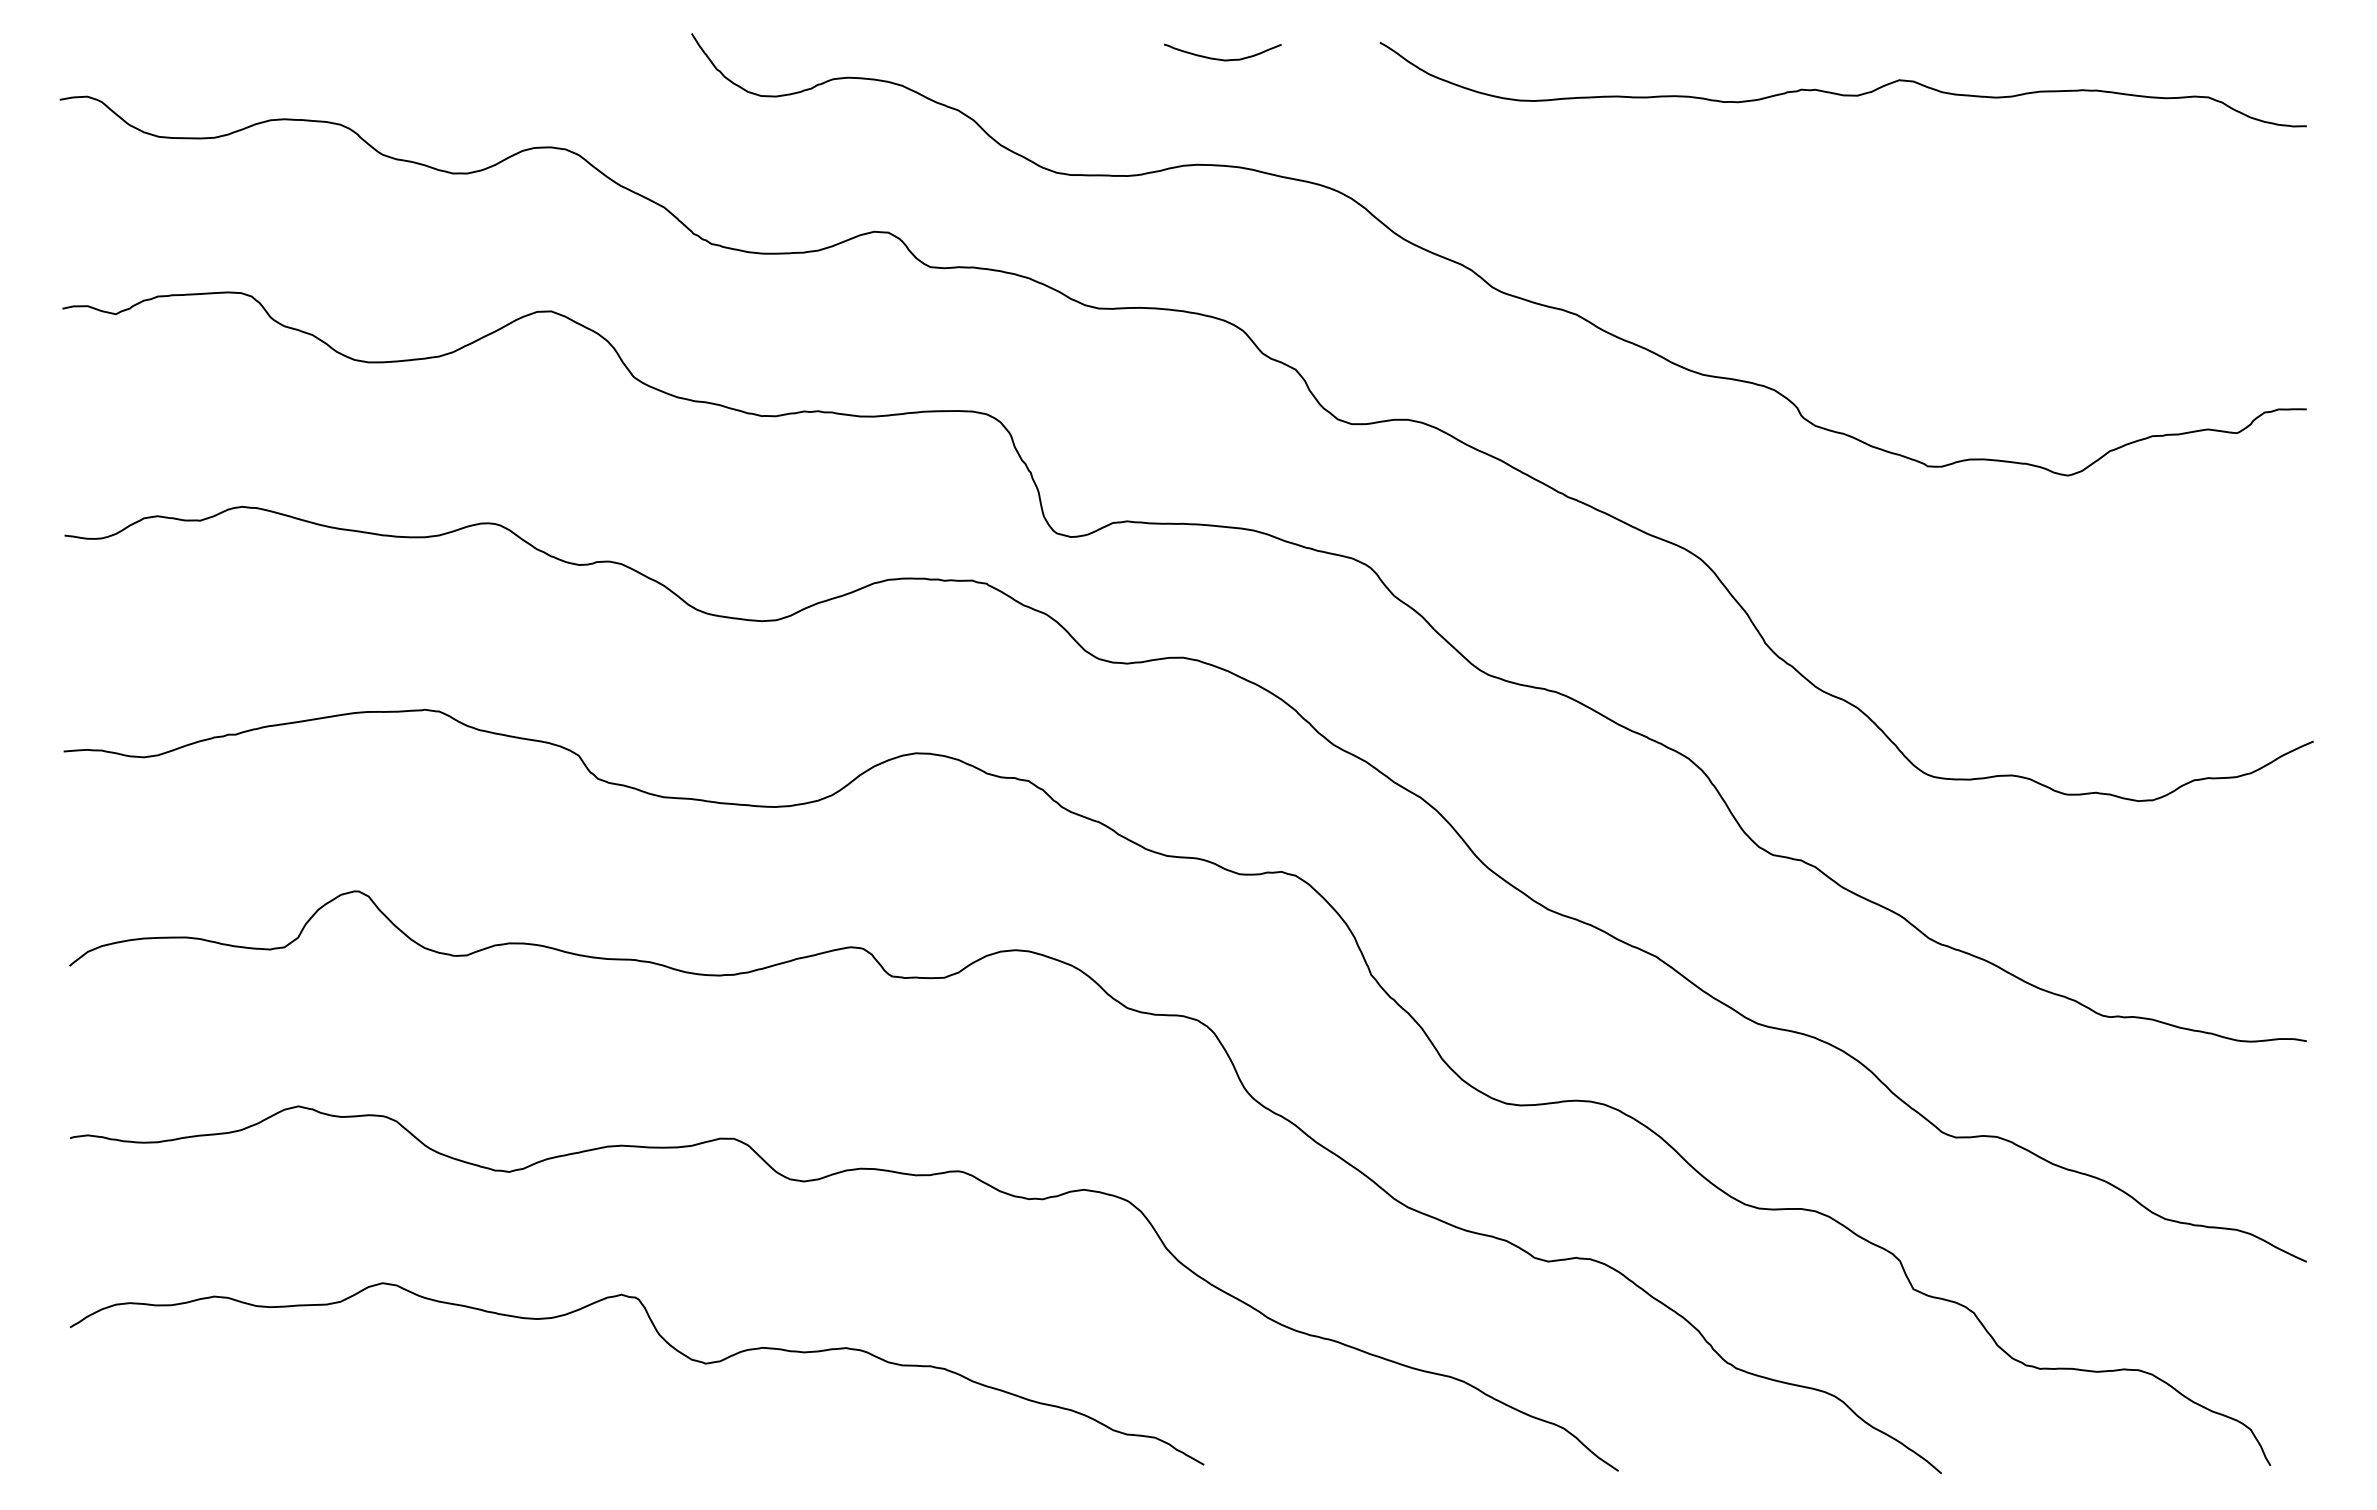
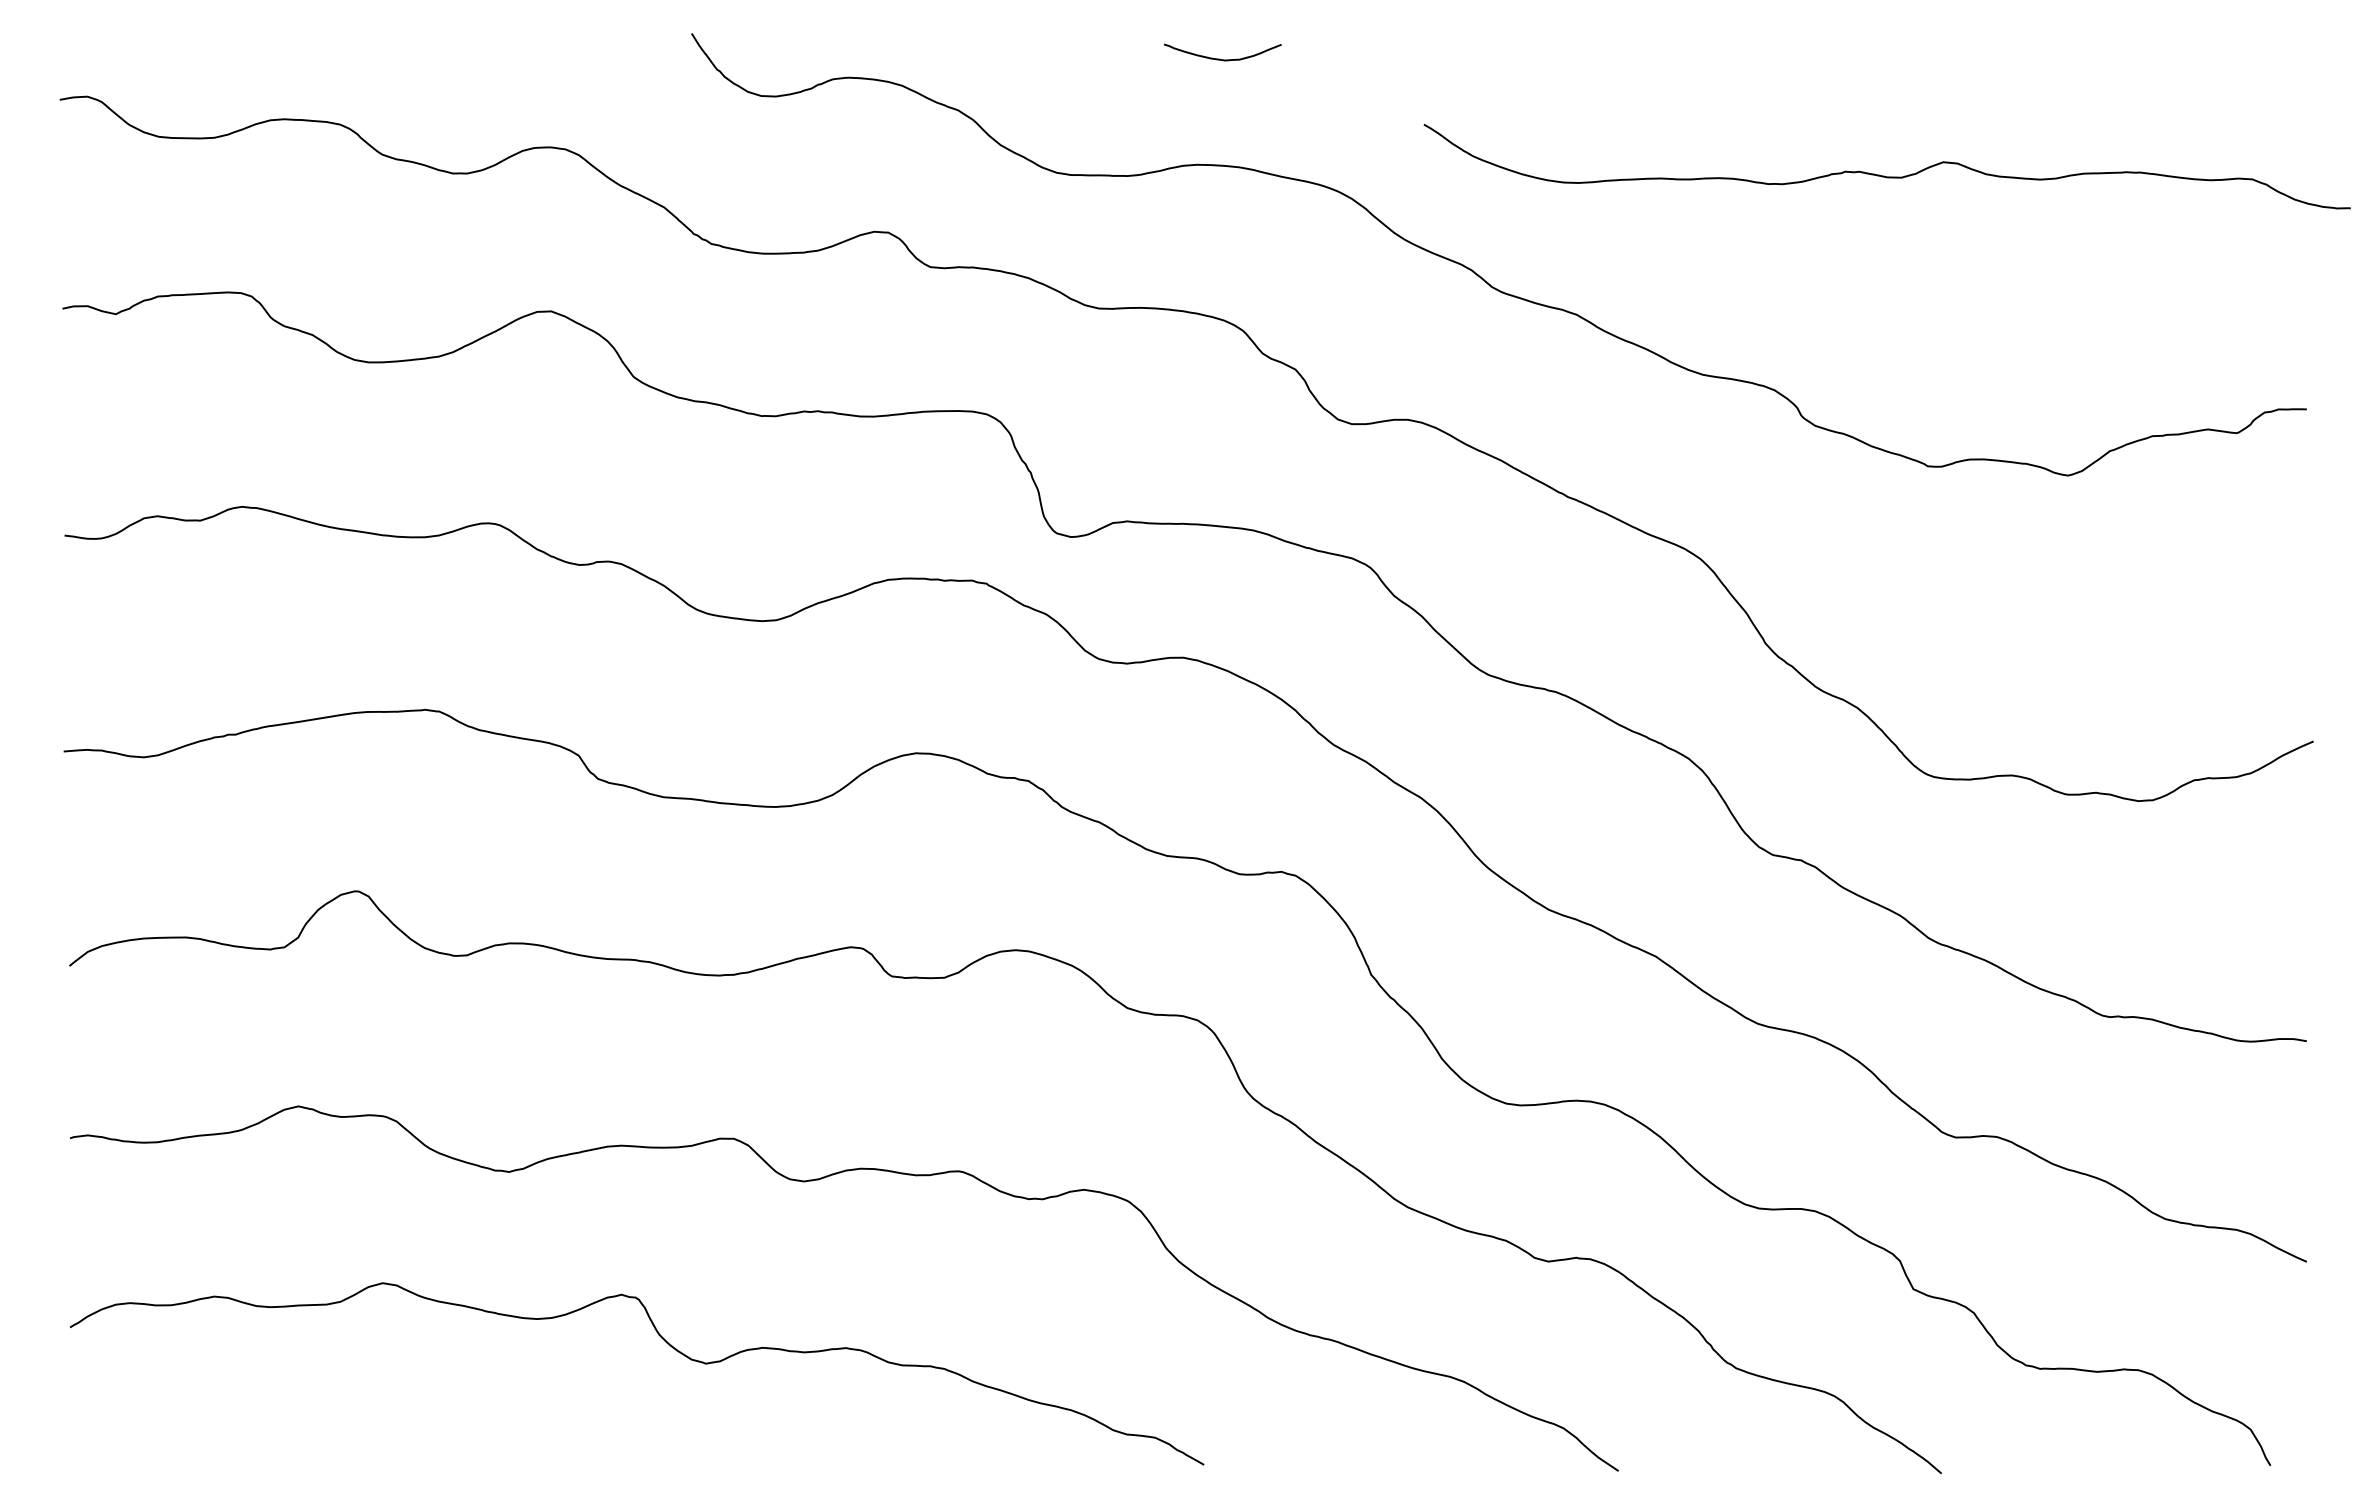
curve position: (1840, 93) -> (1884, 175) (1884, 175)
